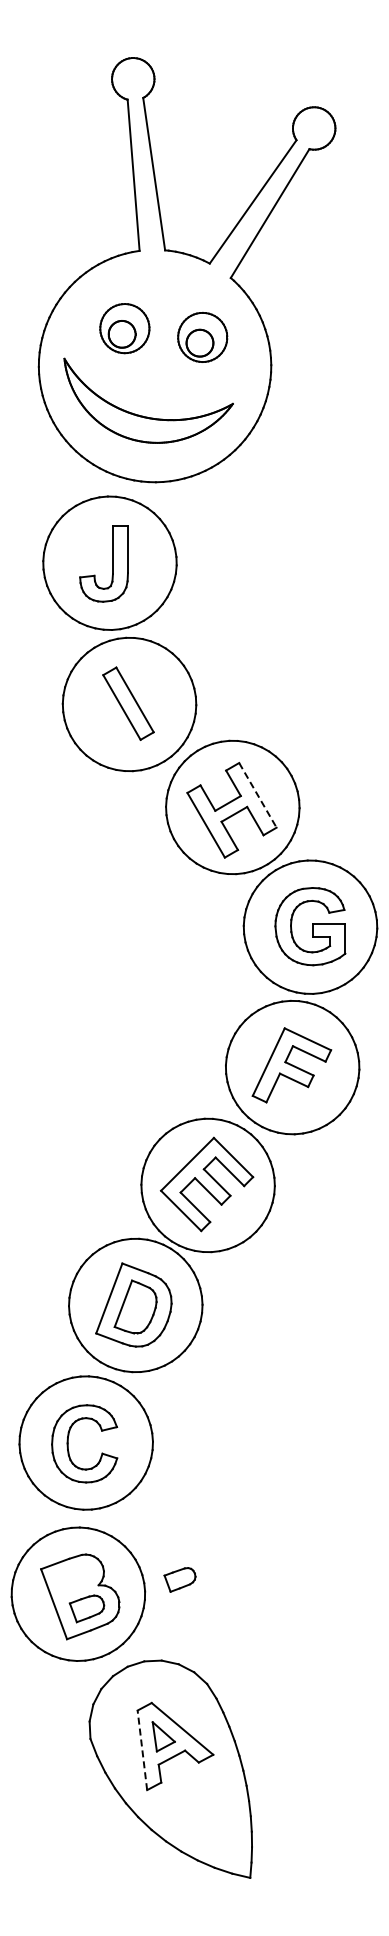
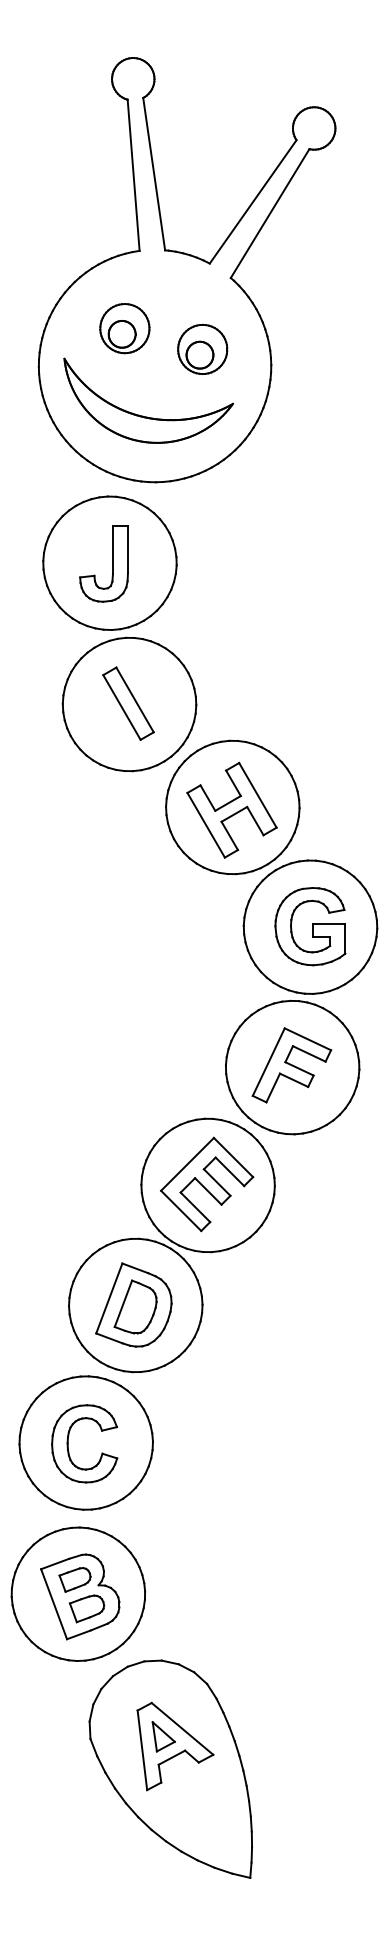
part position: (202, 337) -> (202, 349) (202, 349)
line: dashed -> solid (258, 795)
part position: (179, 1579) -> (74, 1579) (74, 1579)
line: dashed -> solid (142, 1749)
